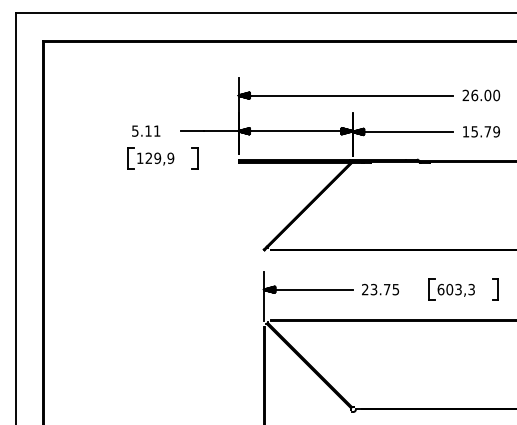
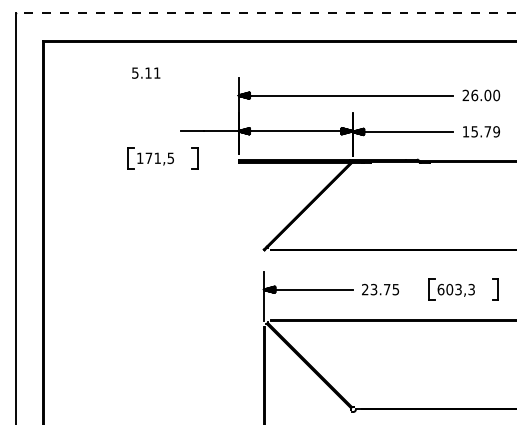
line: solid -> dashed (265, 12)
text position: (146, 130) -> (146, 72) (146, 72)
text: 129,9 -> 171,5 (159, 157)
